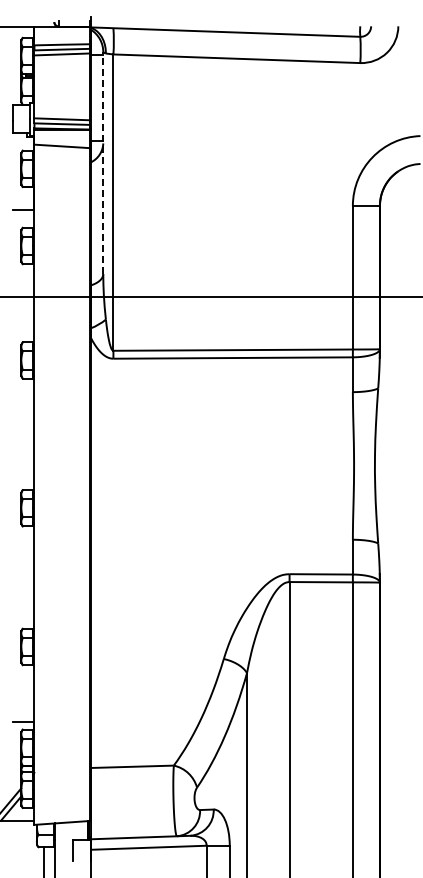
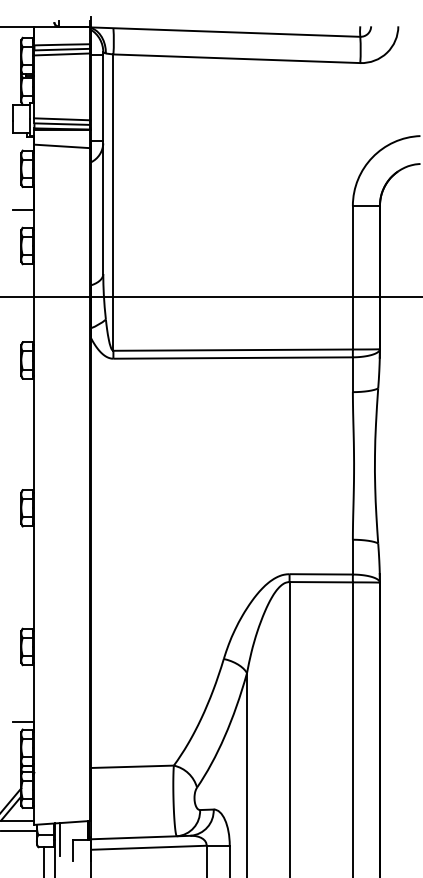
line: dashed -> solid (103, 162)
line: none -> present (19, 831)
line: none -> present (60, 839)
